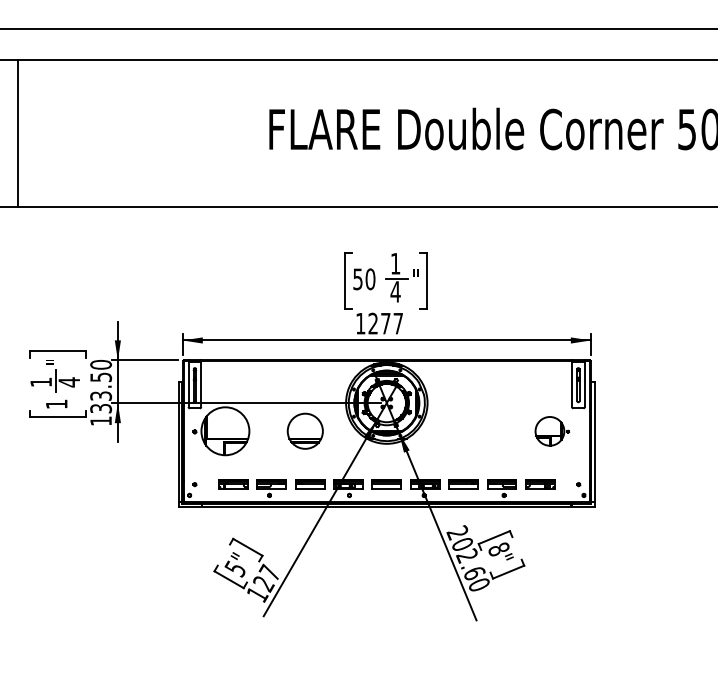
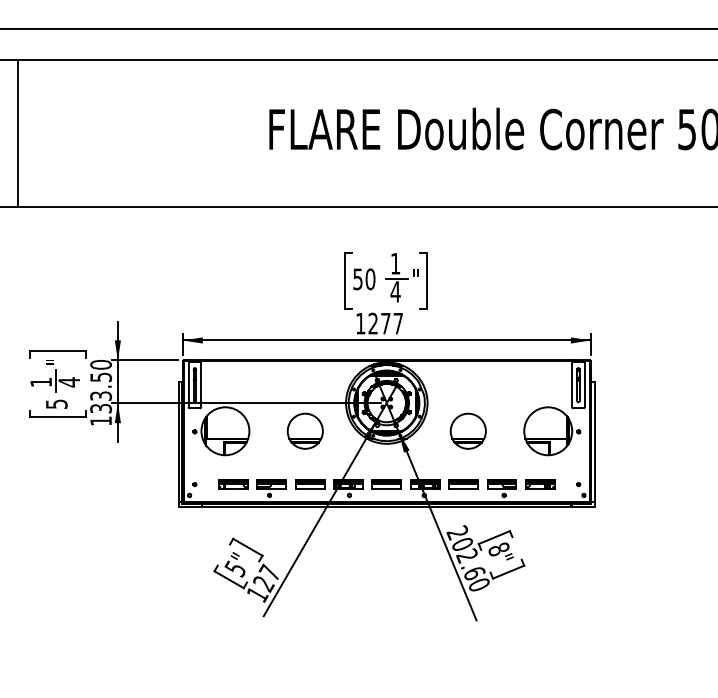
text: 1 -> 5 (56, 403)
part: none -> present (467, 430)
part size: 37x31 px -> 59x51 px (552, 431)
